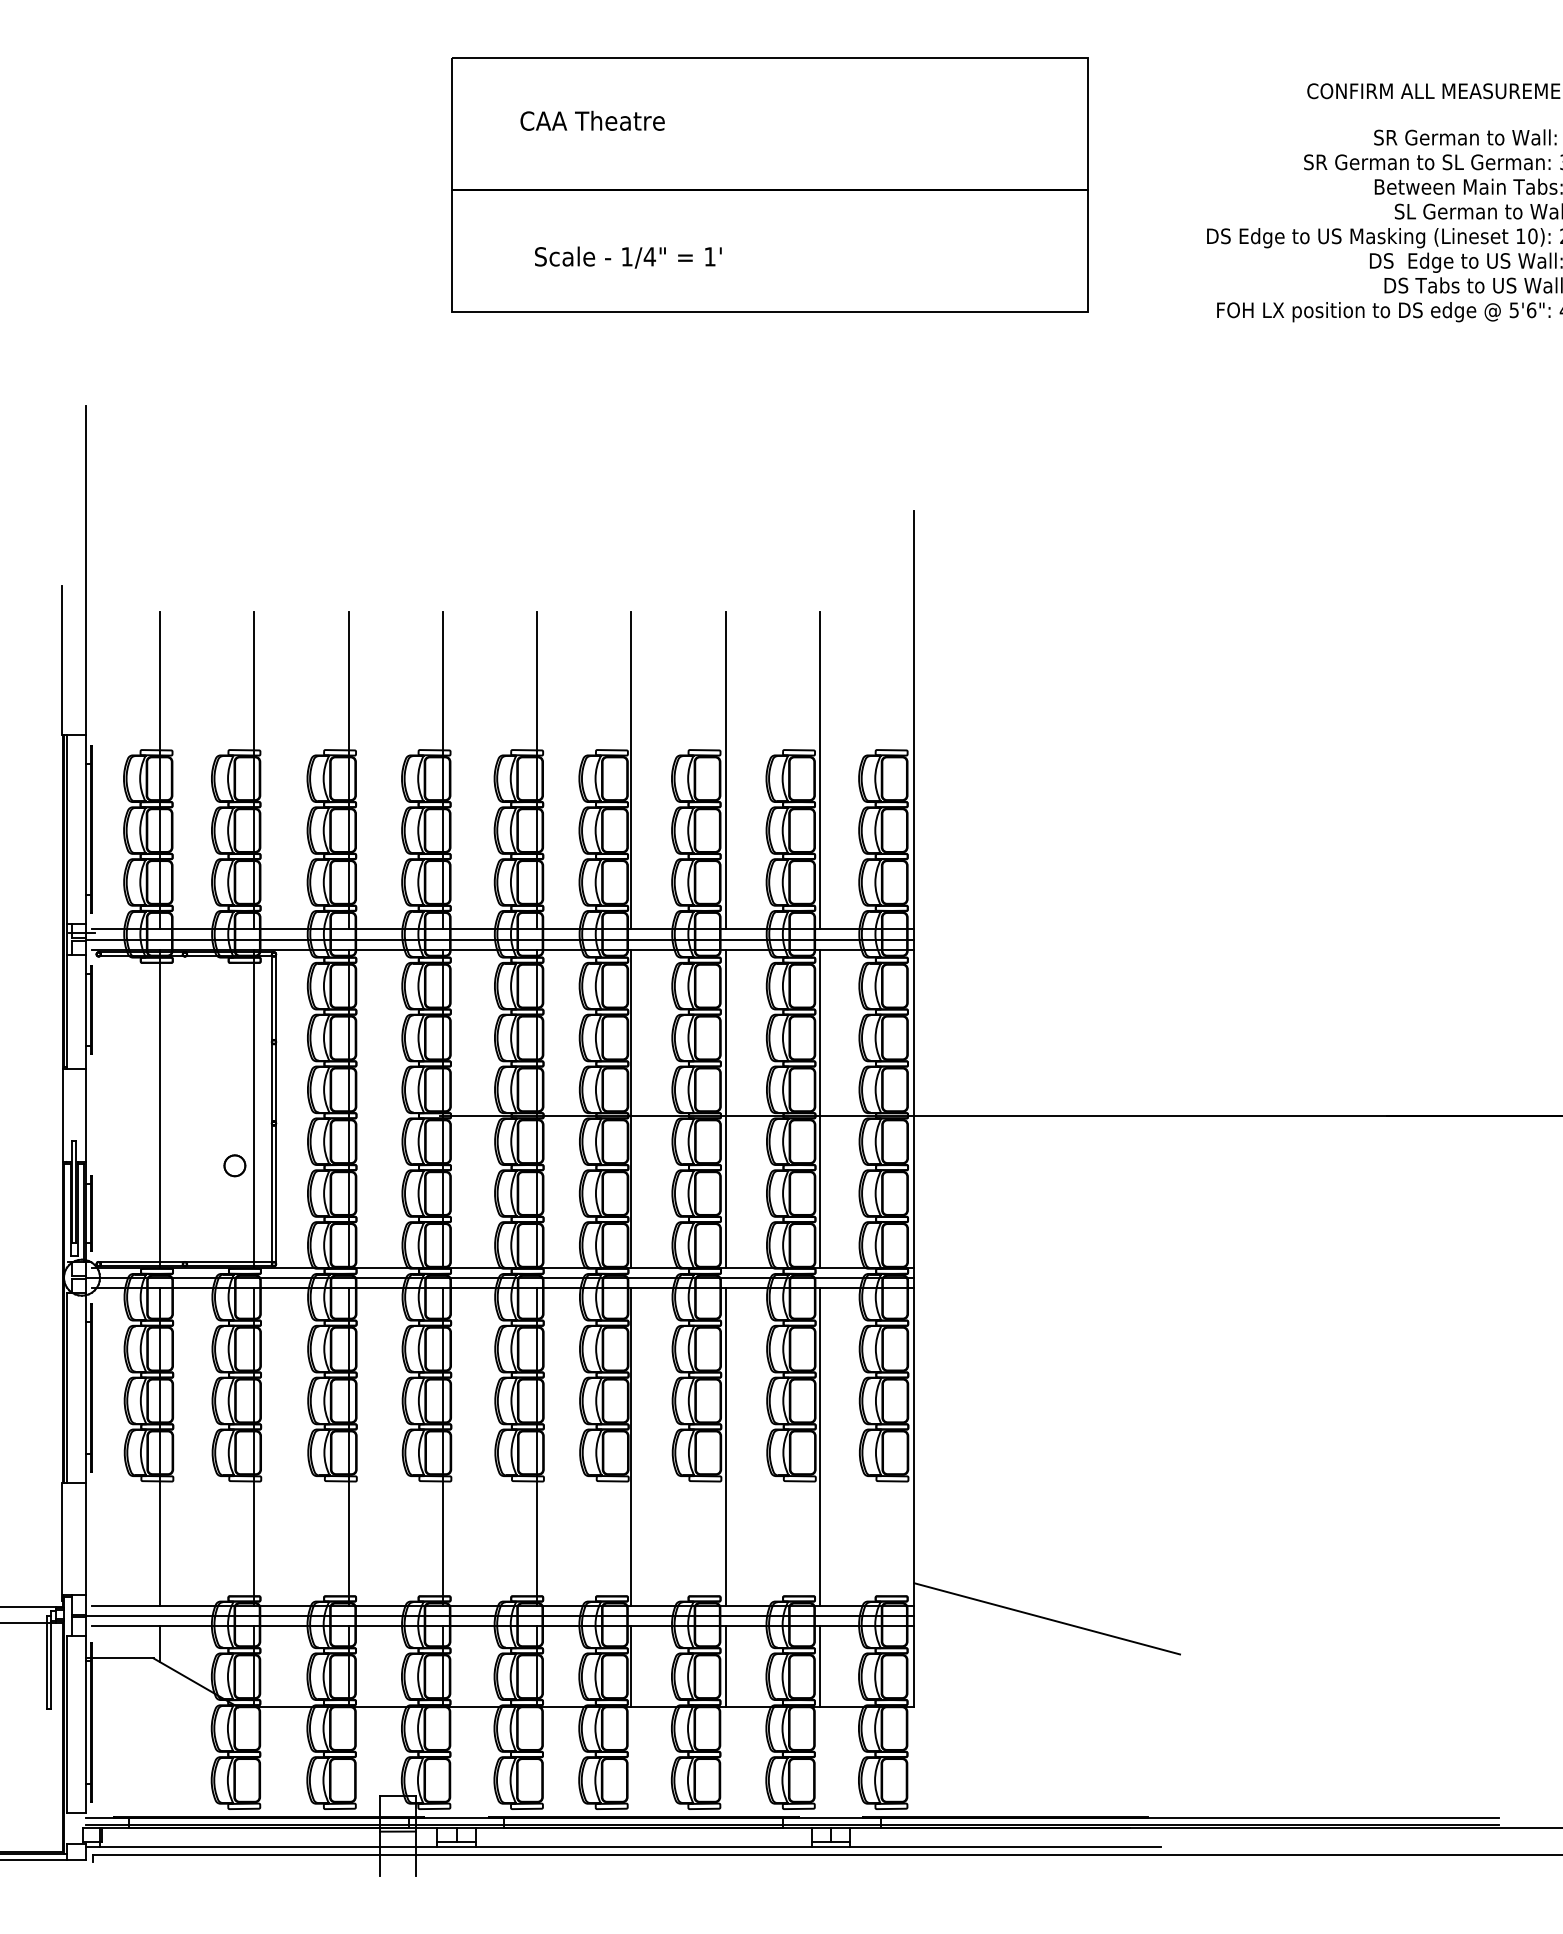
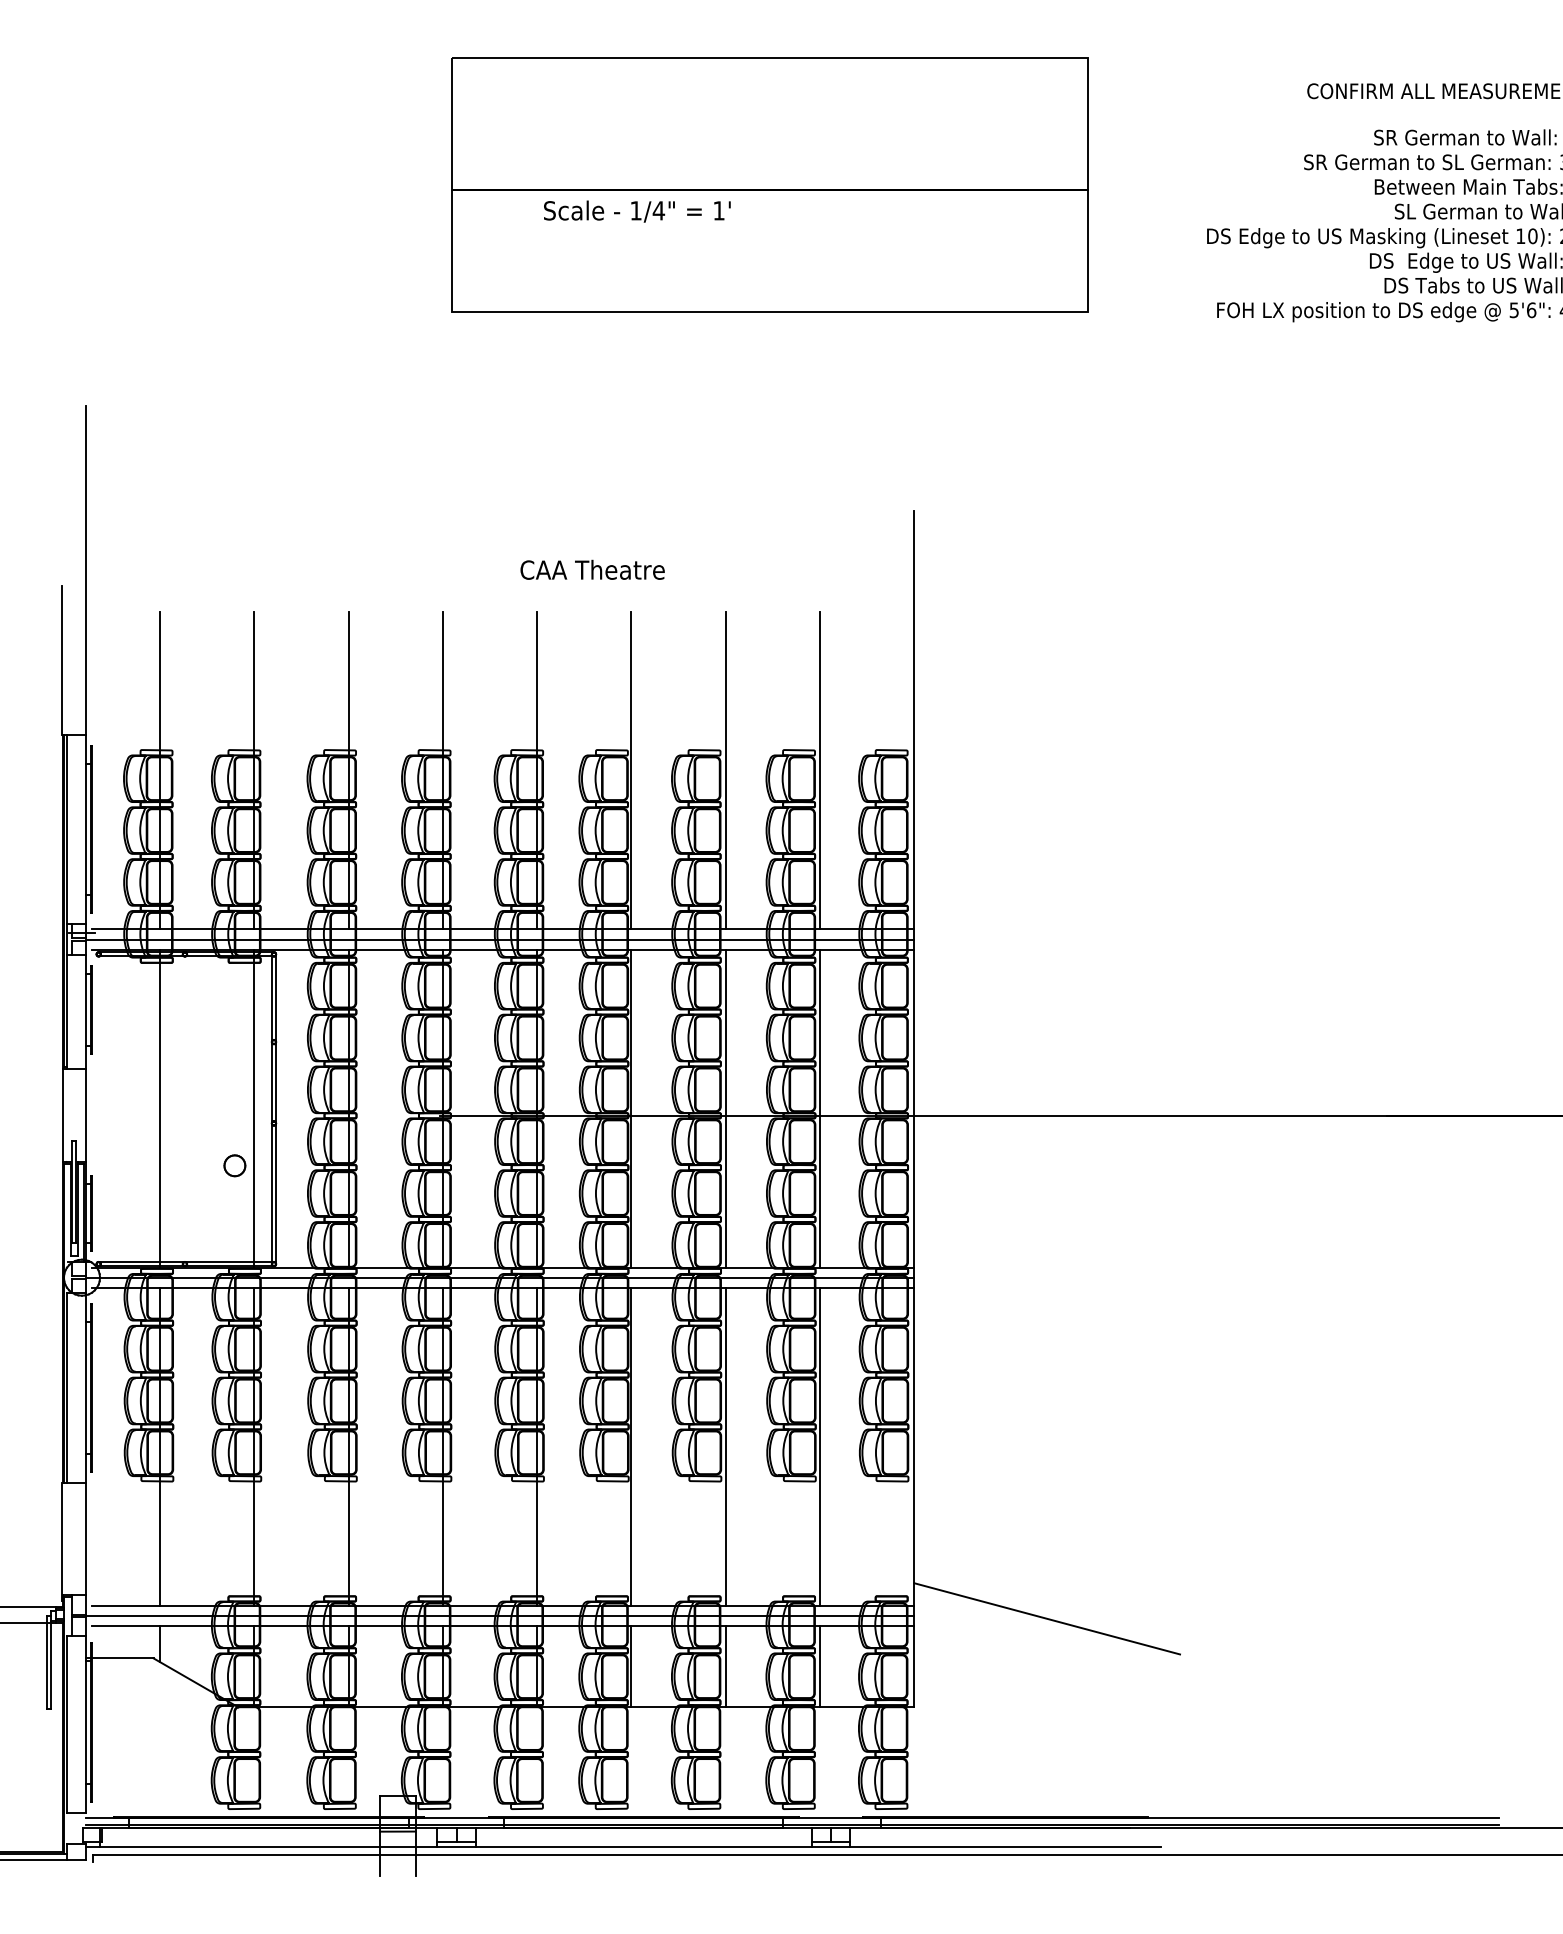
text position: (592, 120) -> (592, 569) (592, 569)
text position: (628, 257) -> (637, 211) (637, 211)
